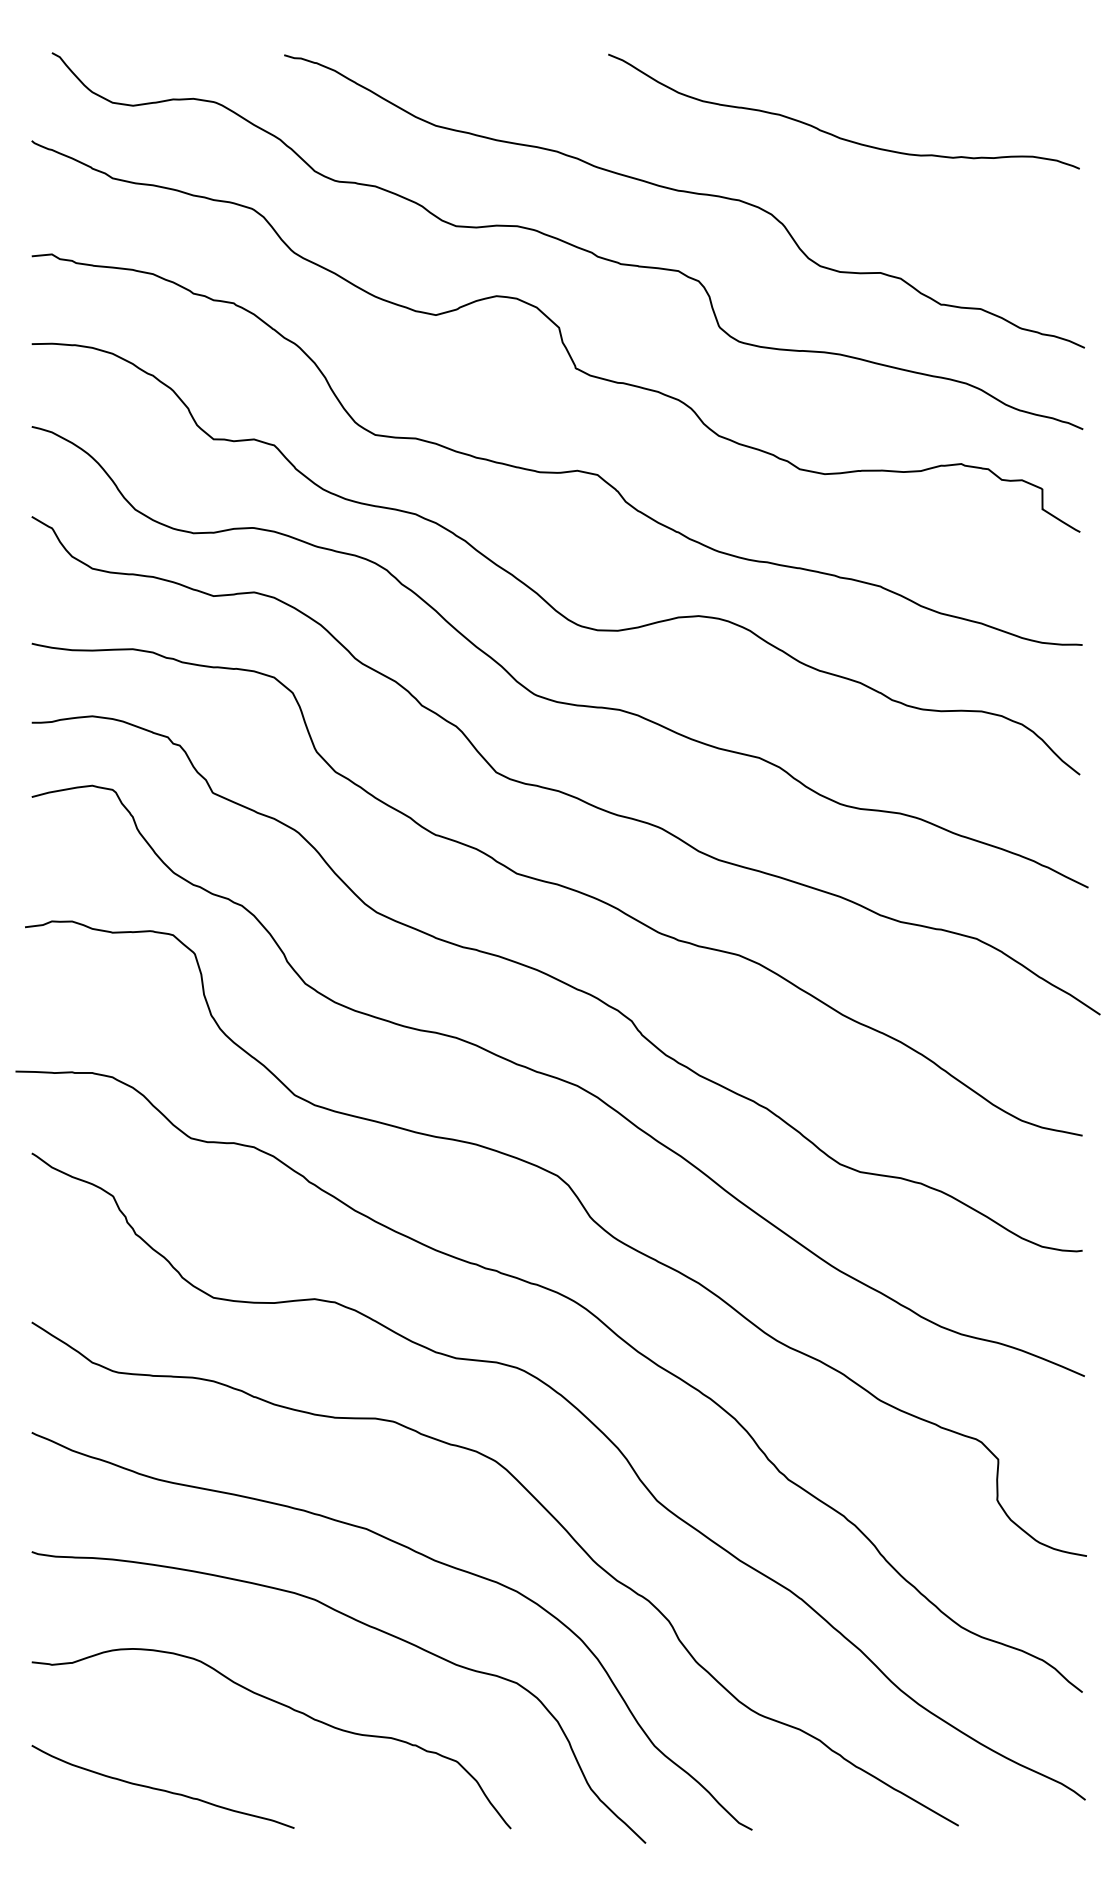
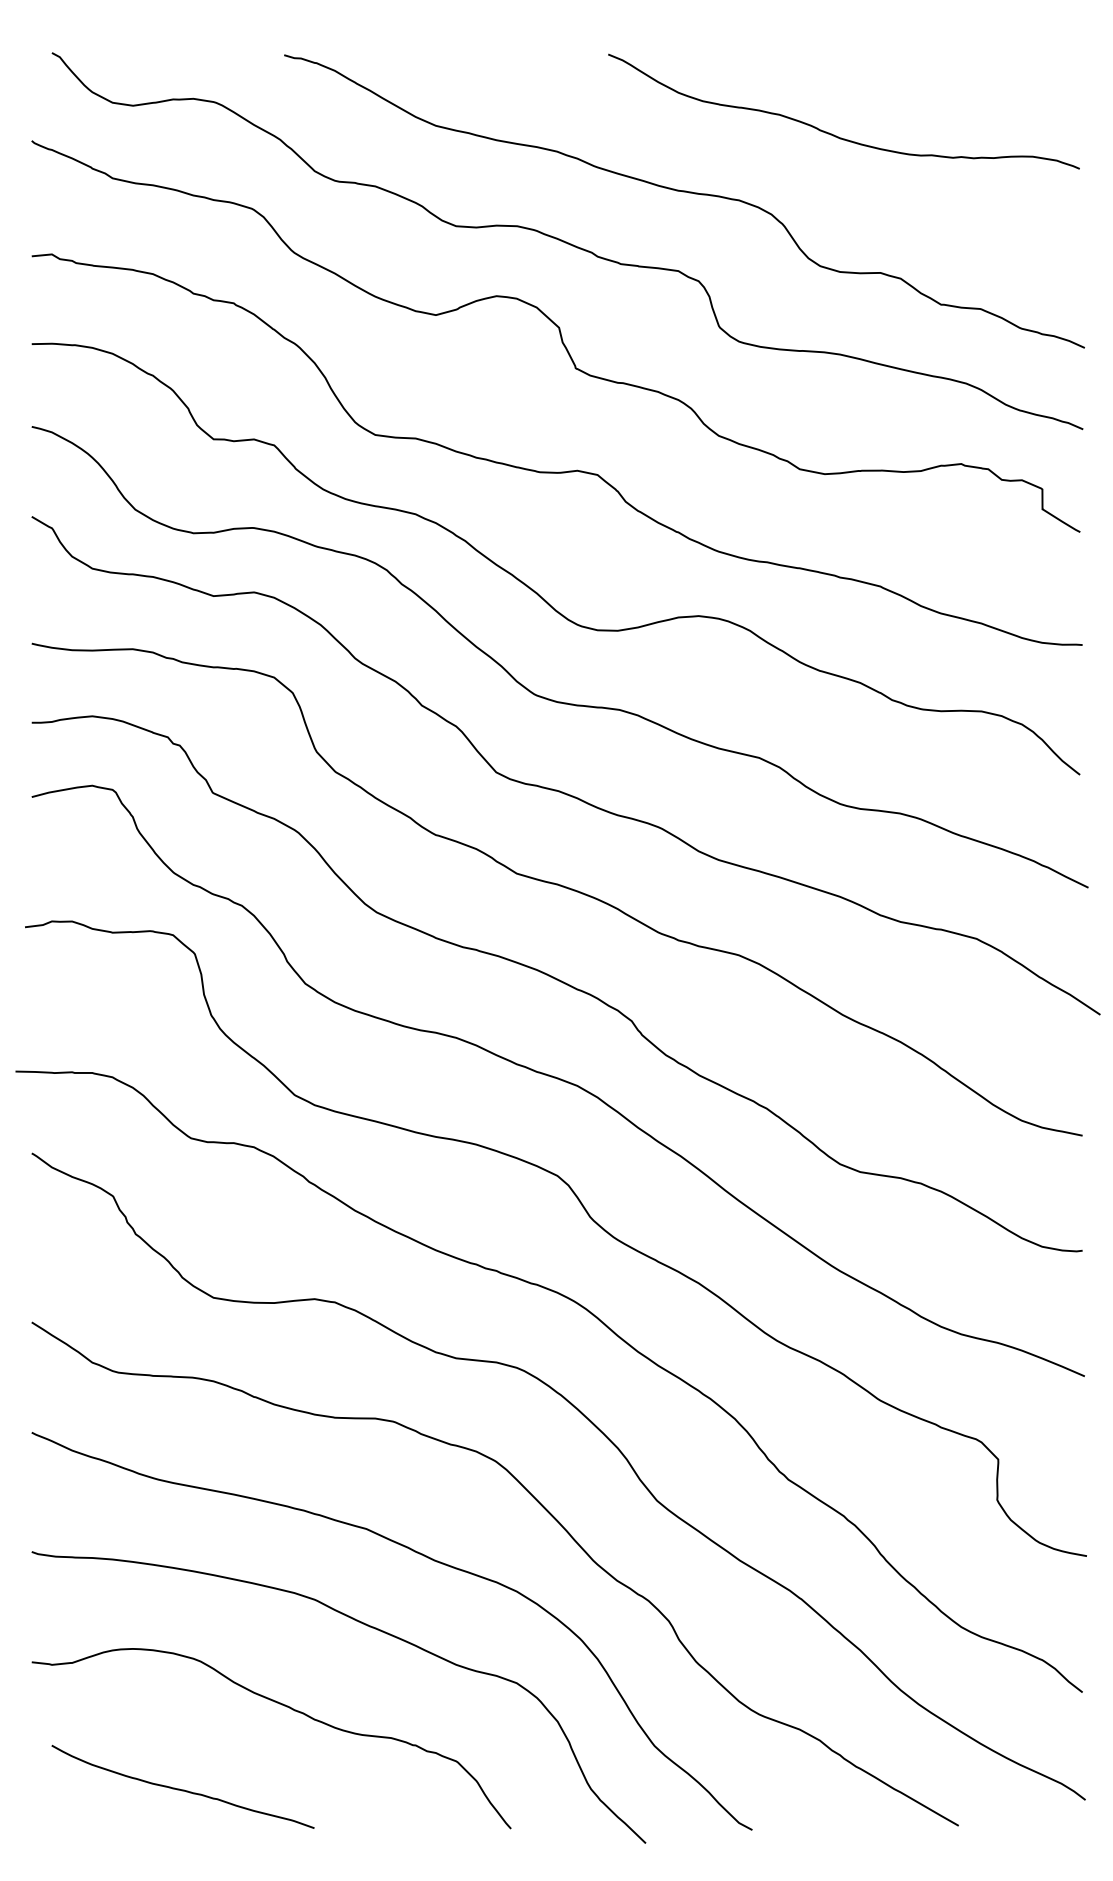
curve position: (162, 1789) -> (182, 1789) (182, 1789)
